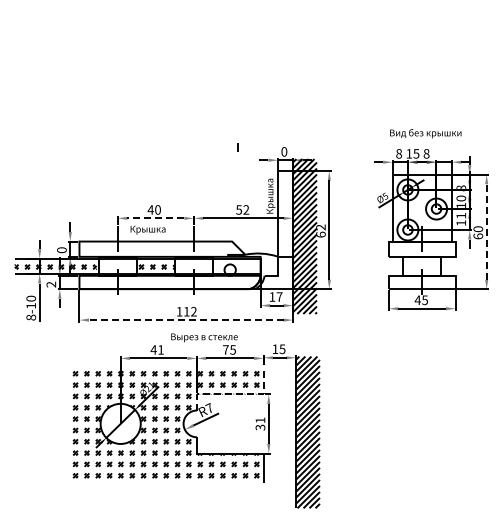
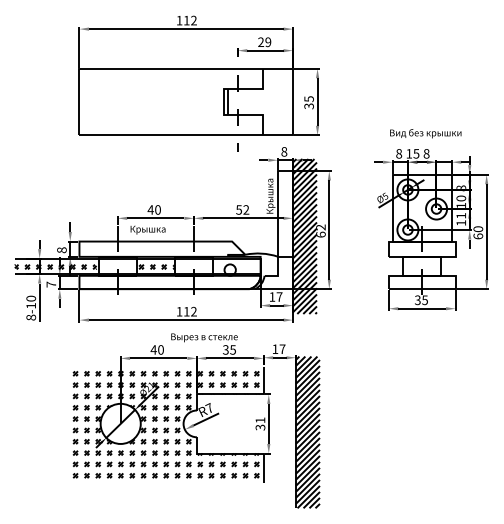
part: none -> present (198, 75)
text: 0 -> 8 (284, 152)
line: dashed -> solid (155, 218)
line: dashed -> solid (486, 232)
text: 0 -> 8 (61, 250)
text: 2 -> 7 (51, 284)
text: 45 -> 35 (417, 300)
line: dashed -> solid (185, 320)
text: 41 -> 40 (160, 349)
text: 75 -> 35 (225, 349)
text: 15 -> 17 (282, 349)
line: dashed -> solid (235, 394)
